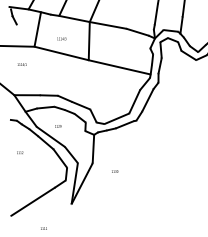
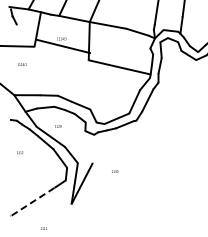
line position: (61, 53) -> (63, 46) (63, 46)
line: present -> none (93, 148)
line: solid -> dashed (33, 201)
